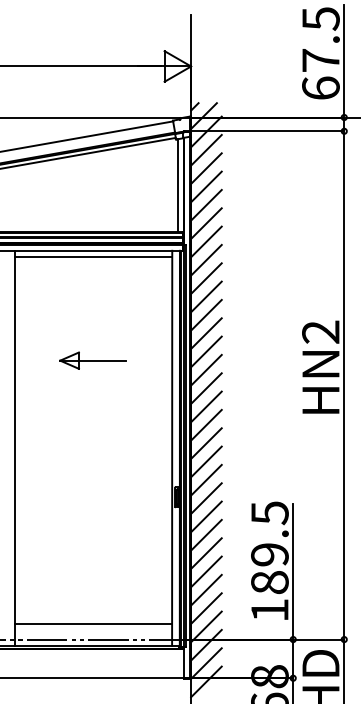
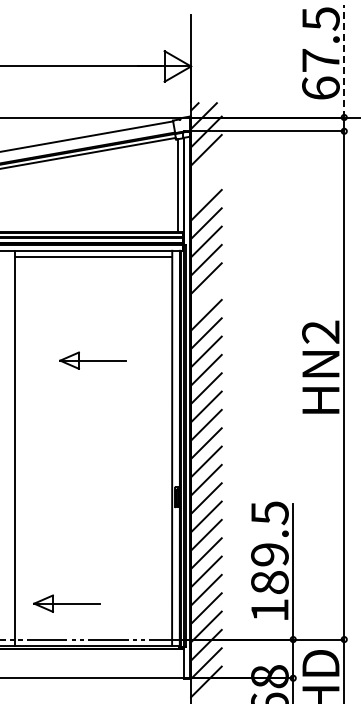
line: solid -> dashed (344, 60)
line: present -> none (206, 168)
line: present -> none (206, 186)
line: present -> none (206, 296)
part: none -> present (66, 603)
line: present -> none (93, 624)
